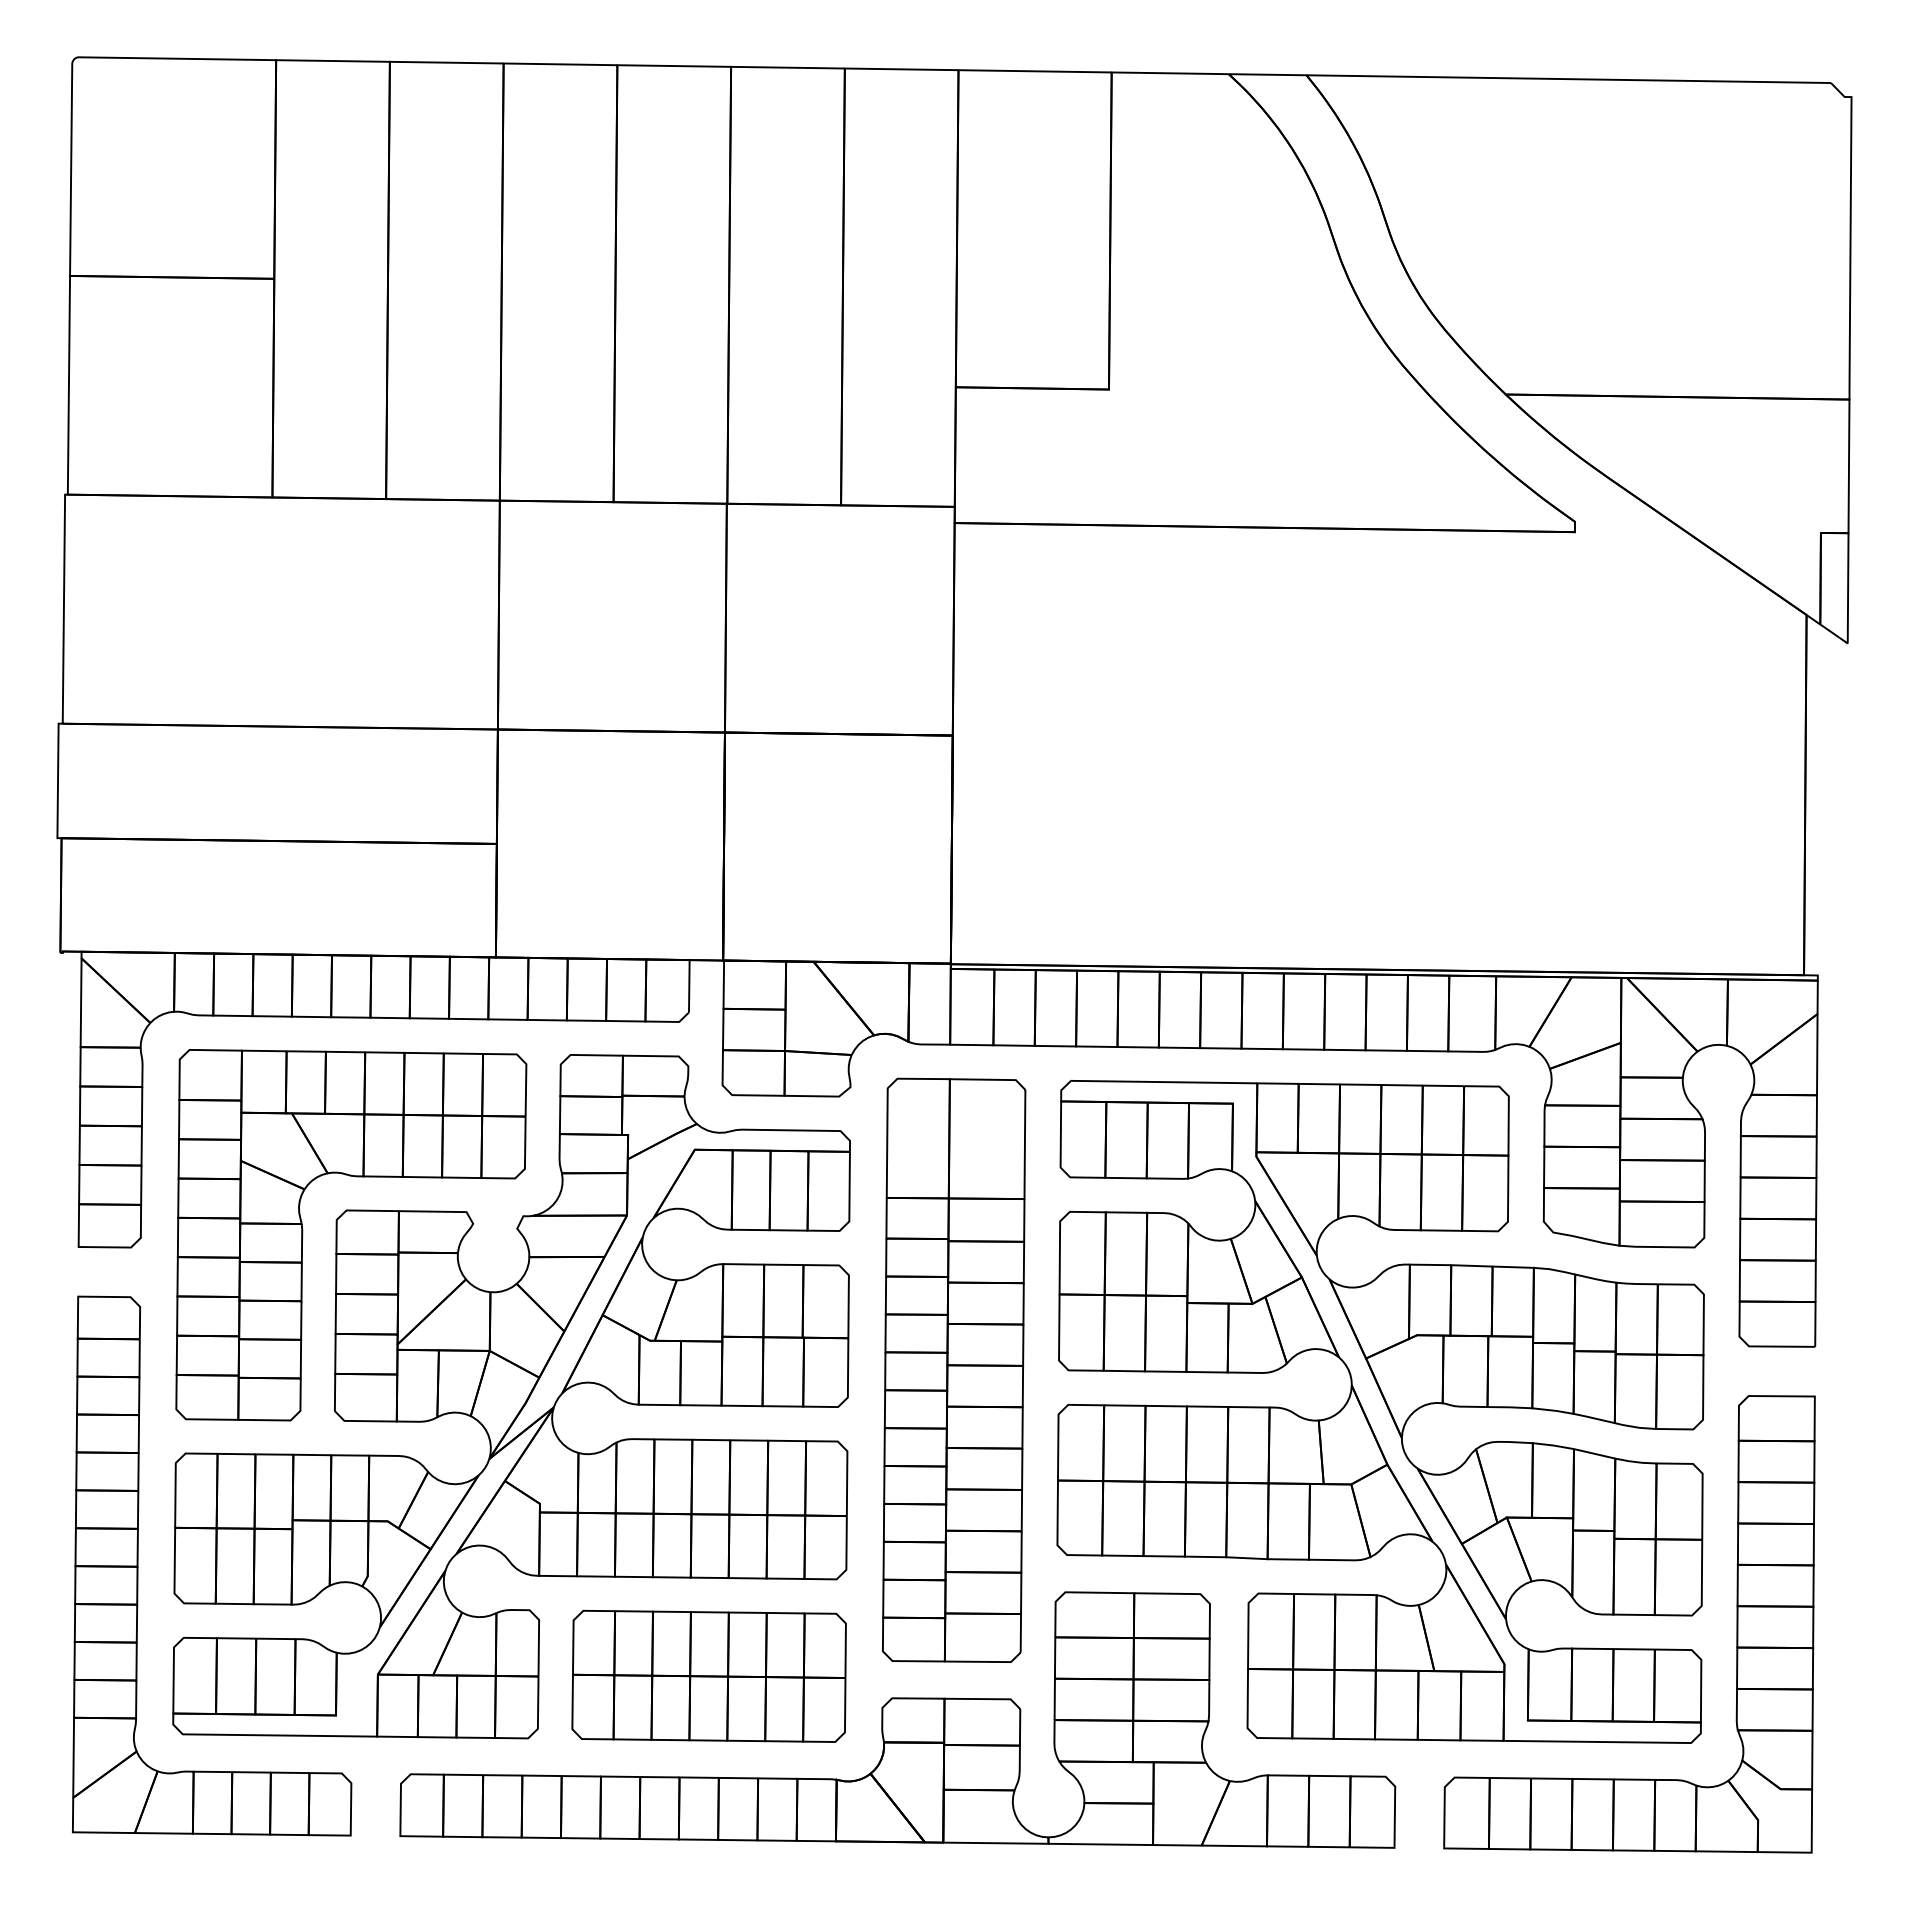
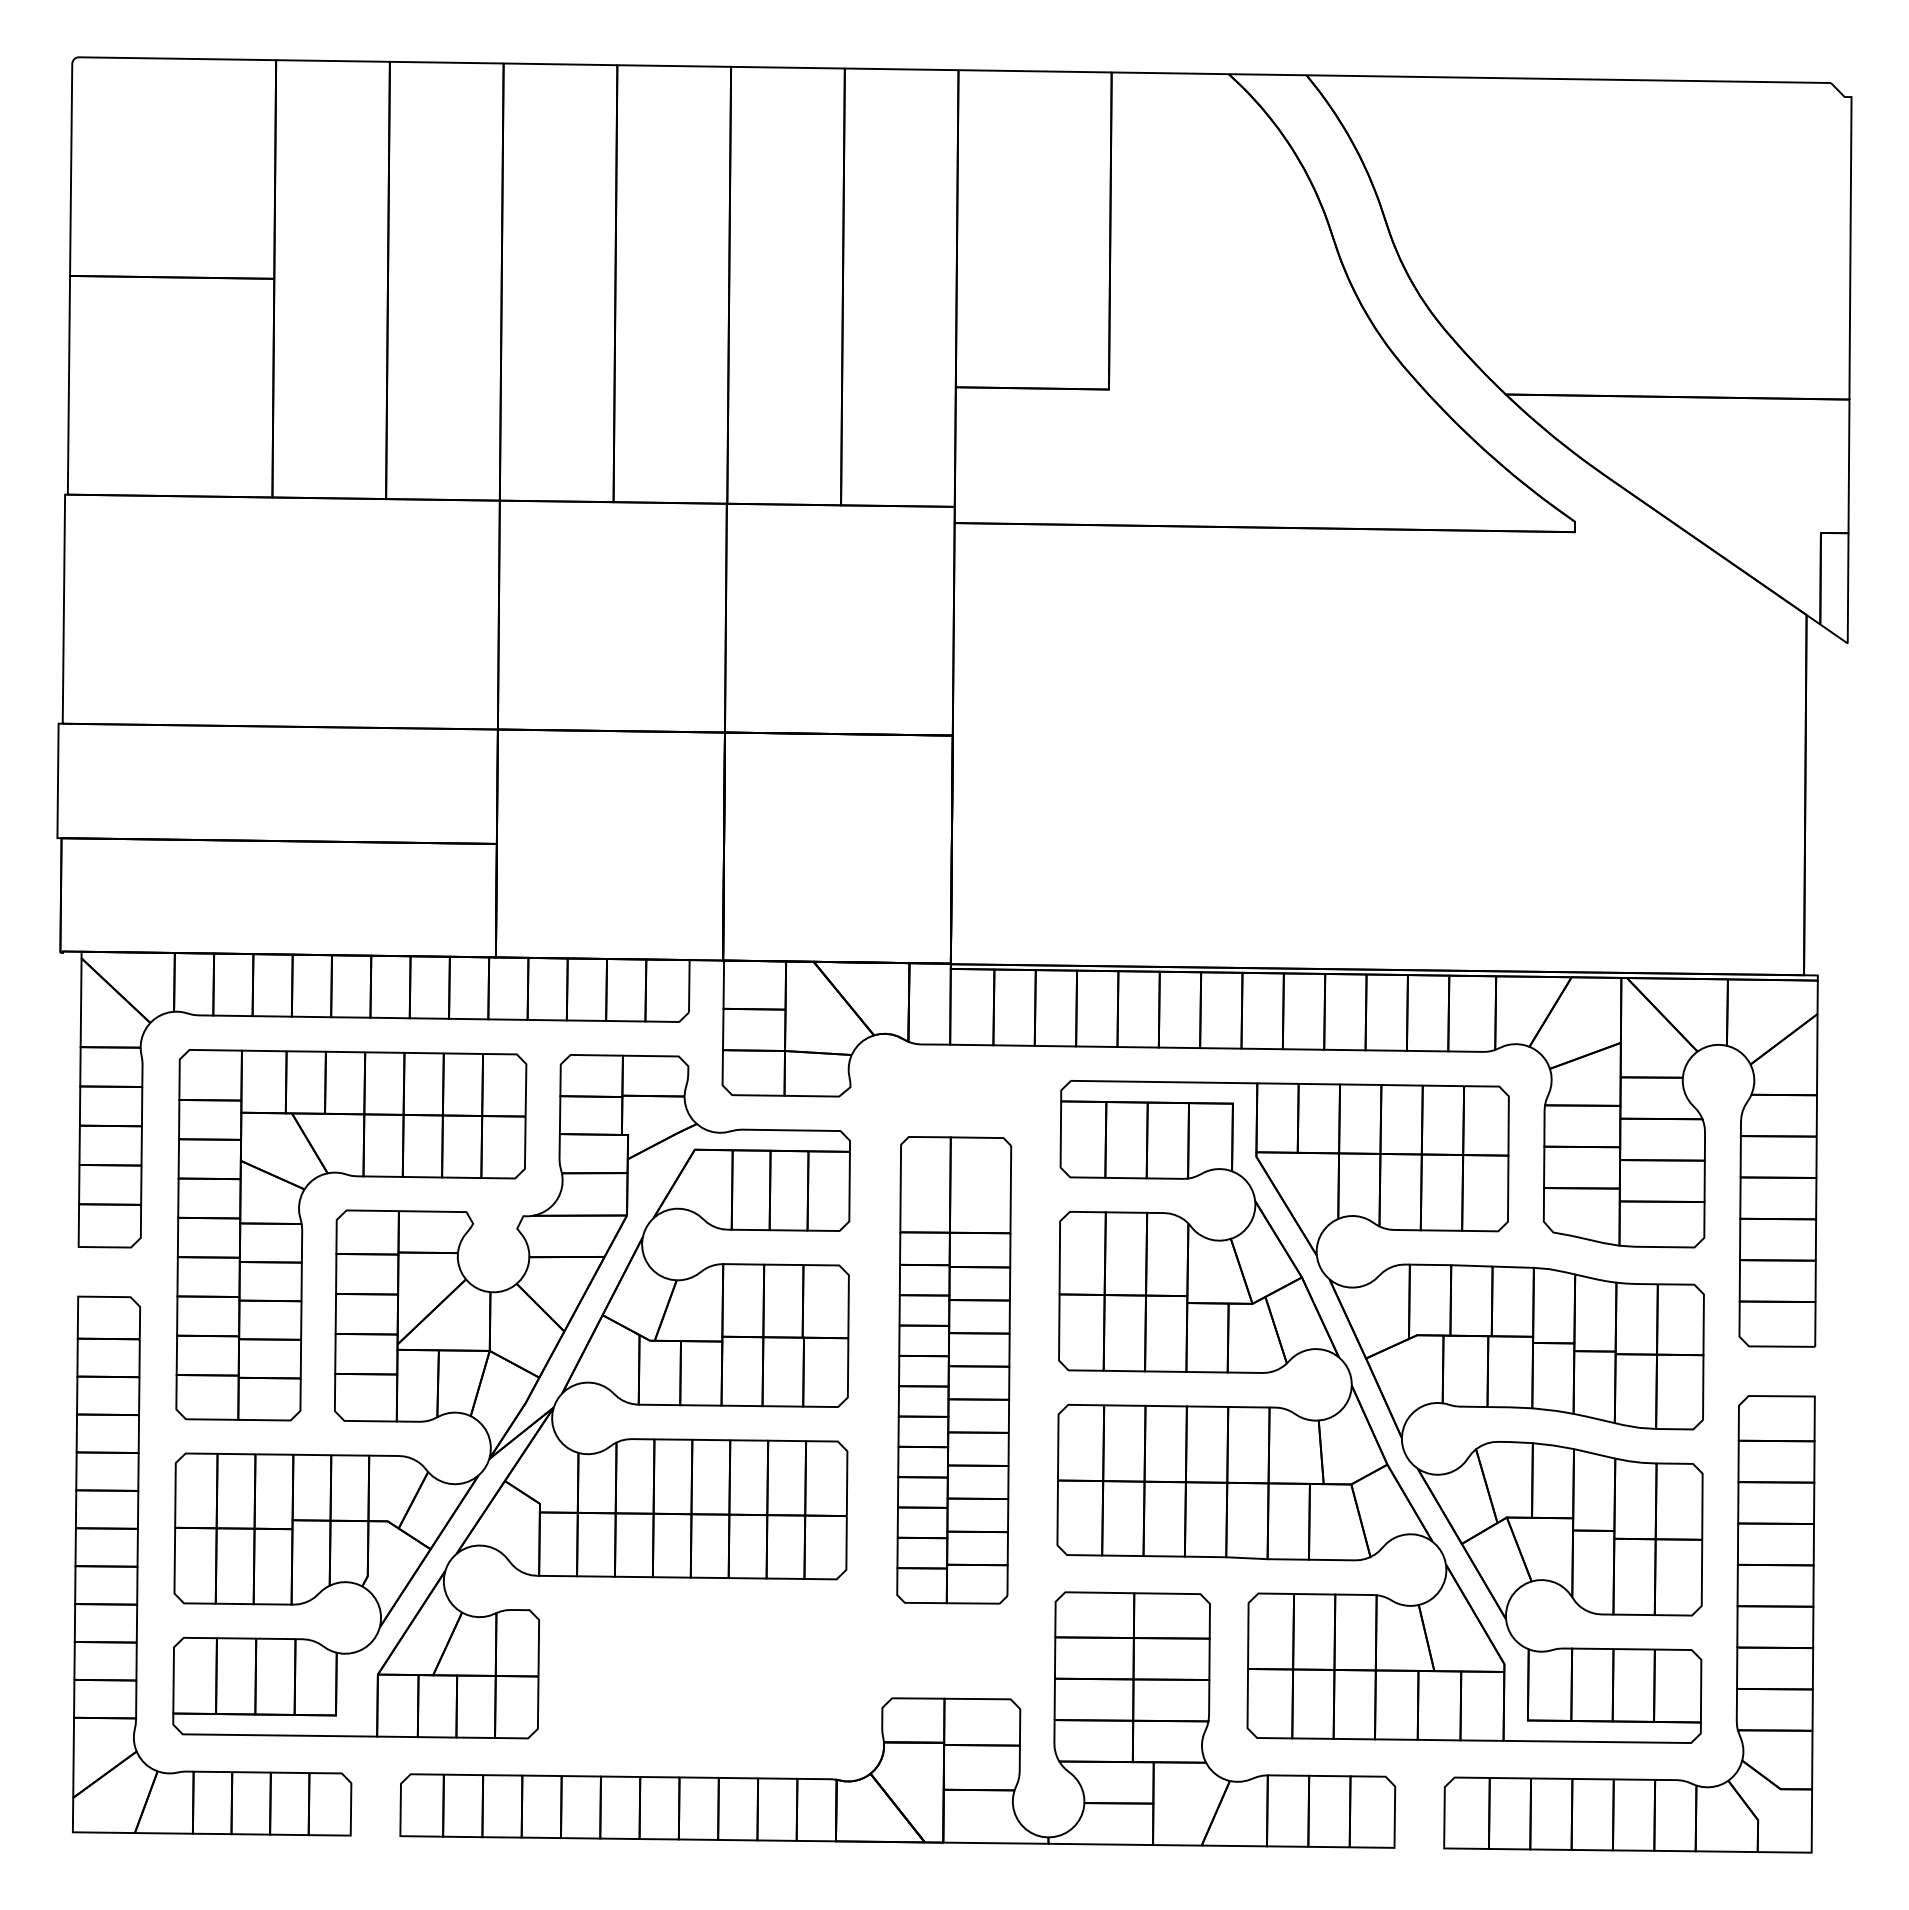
part size: 145x586 px -> 117x469 px (954, 1370)
part: present -> none (708, 1675)
